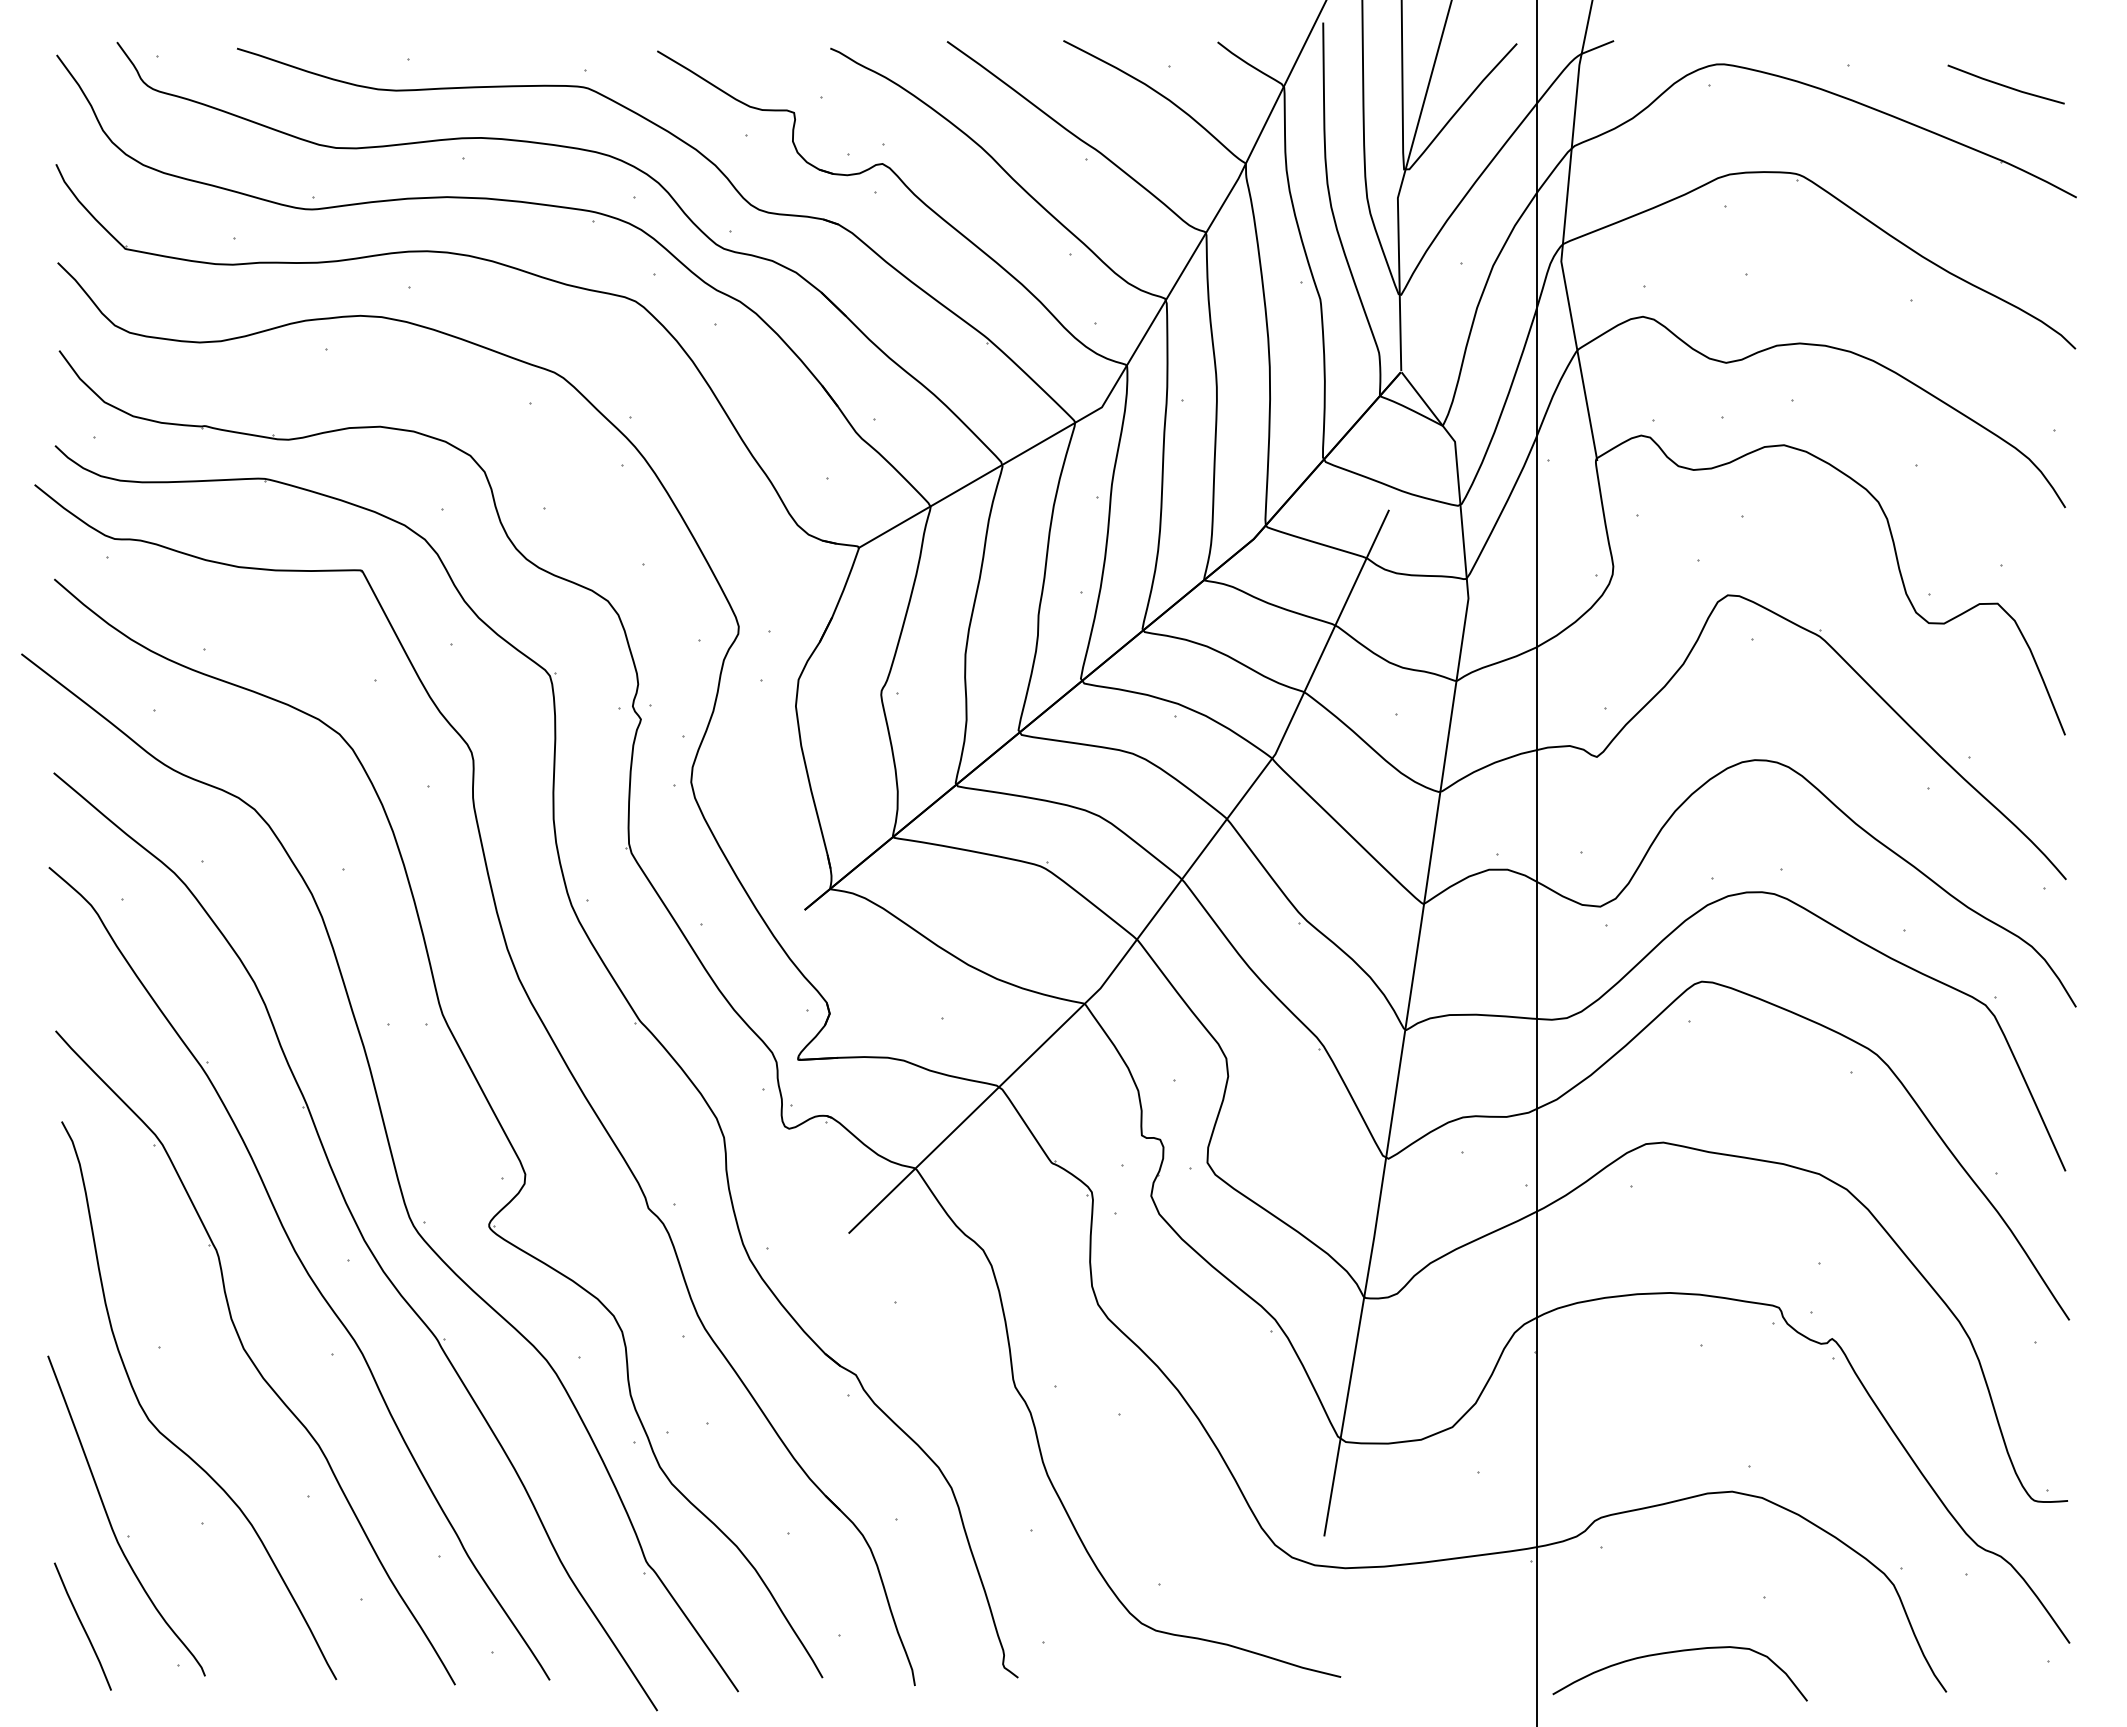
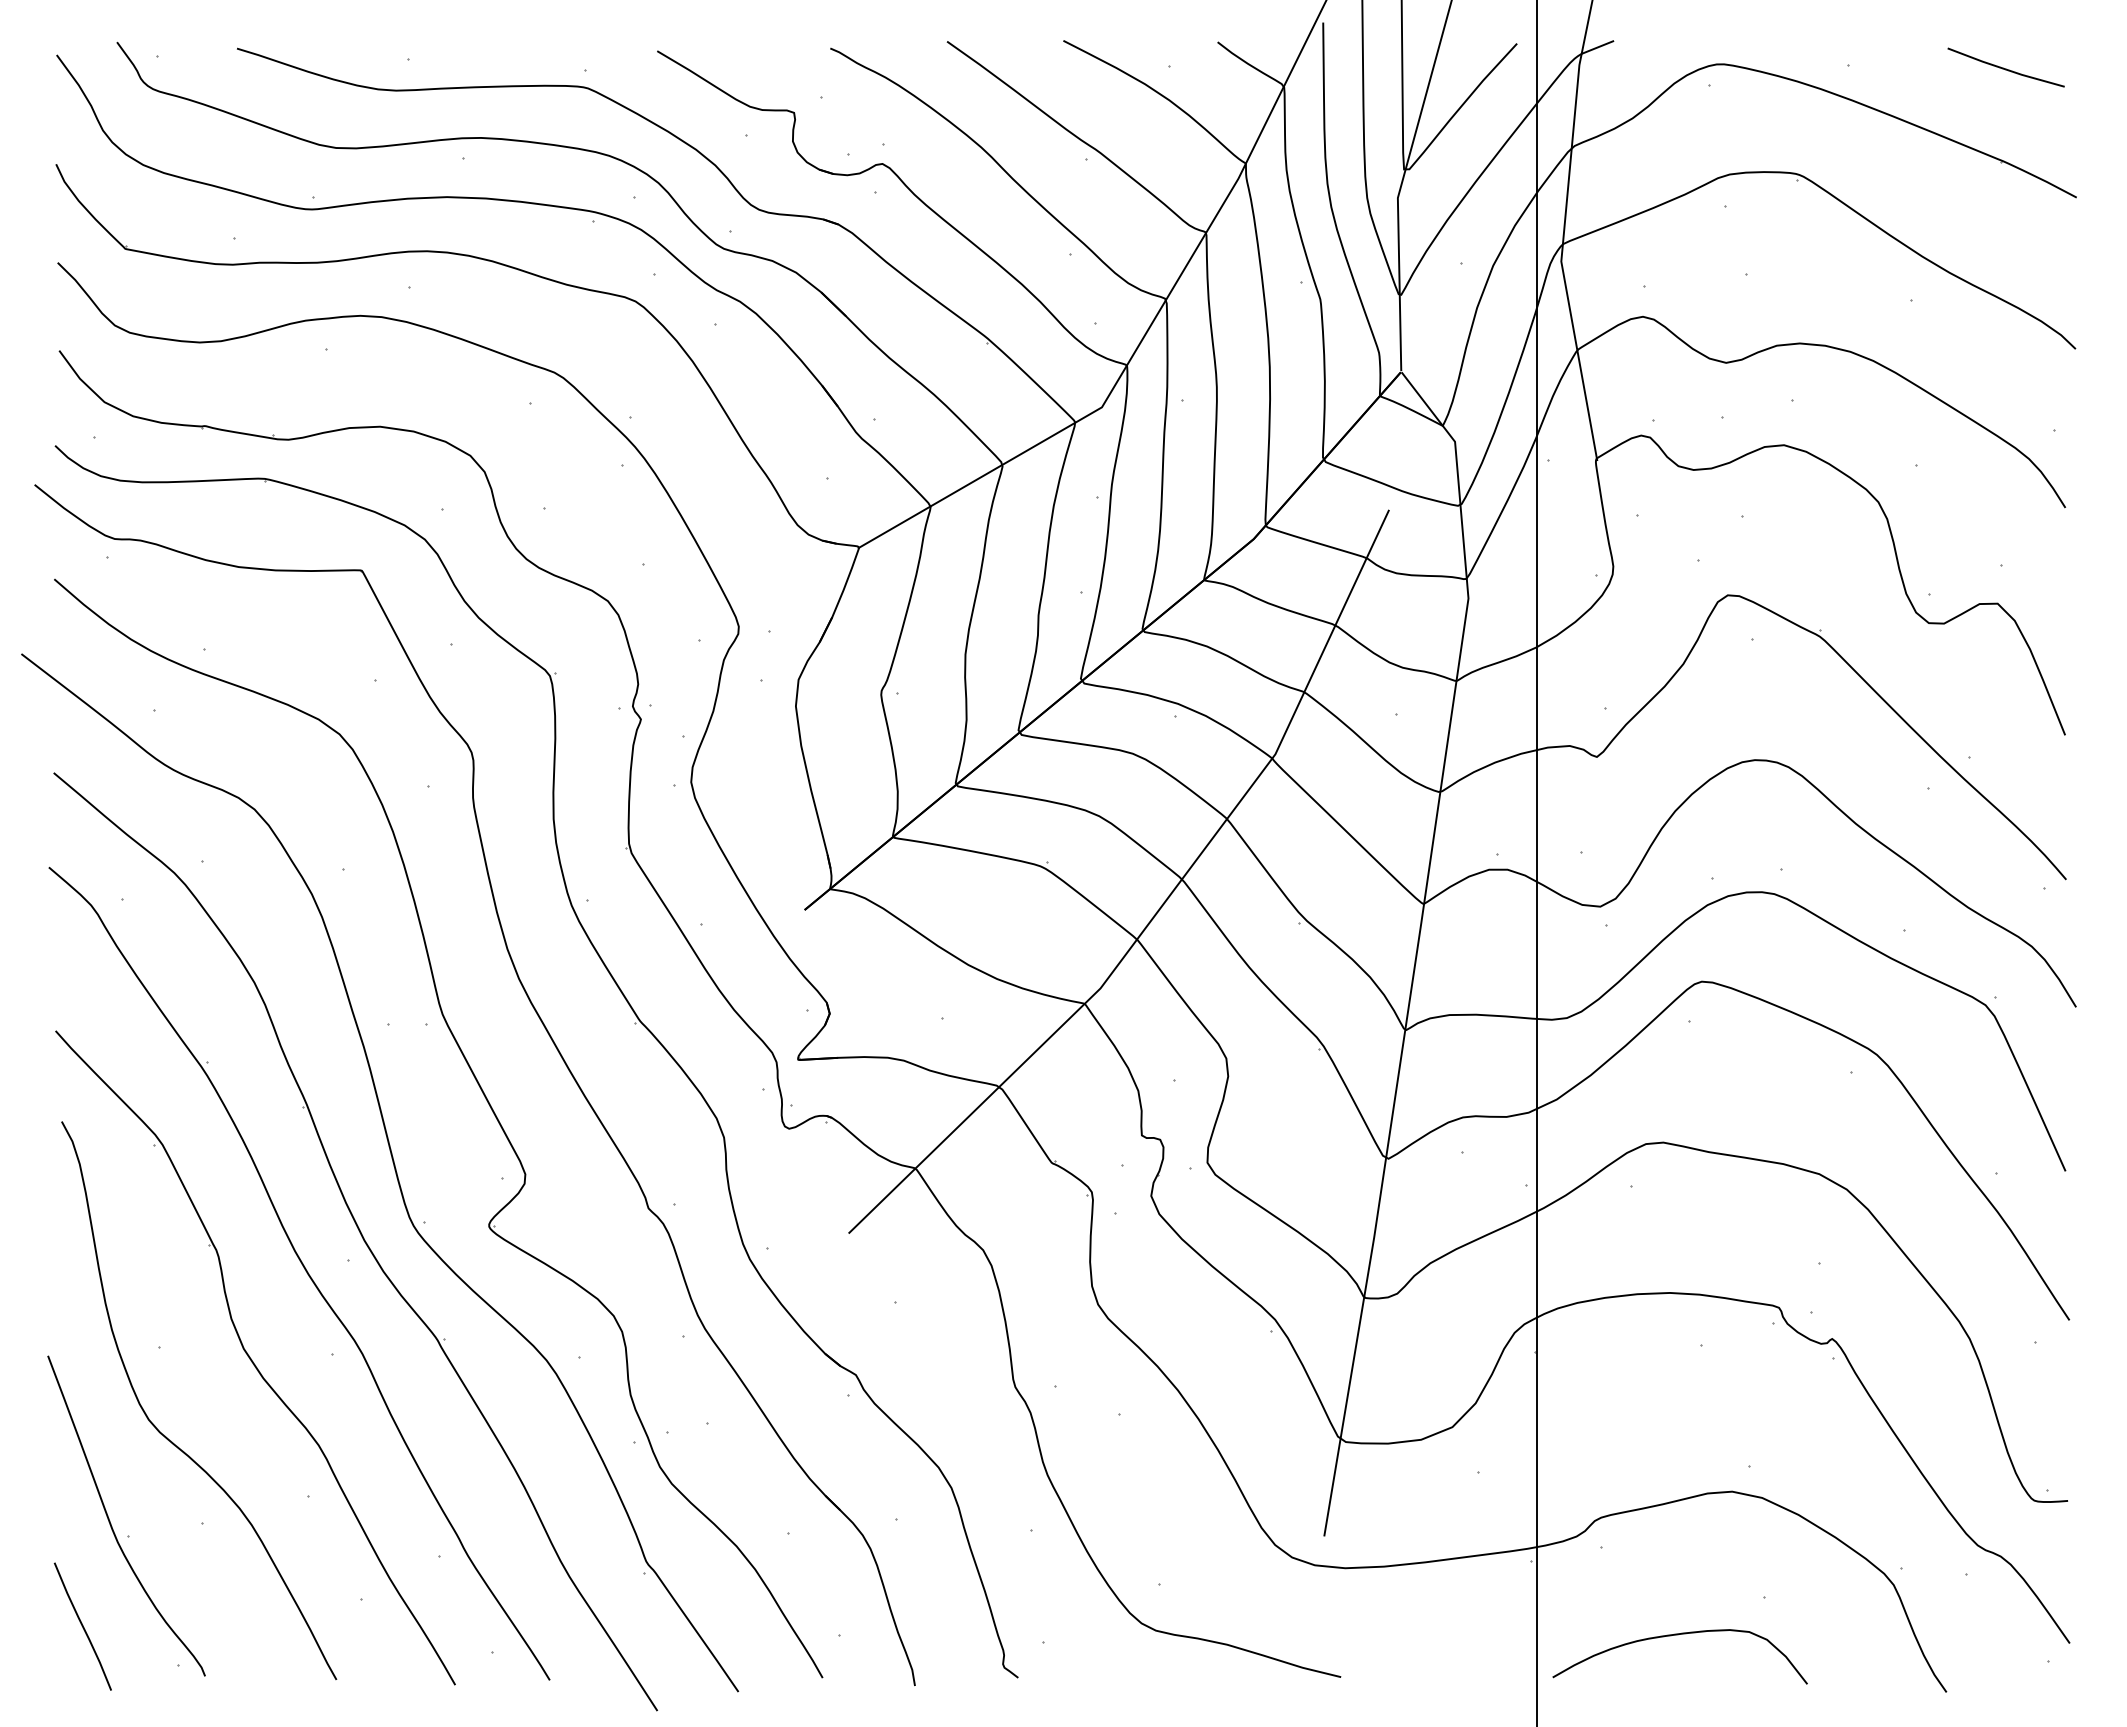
line position: (2005, 85) -> (2005, 68) (2005, 68)
curve position: (1678, 1652) -> (1678, 1635) (1678, 1635)
